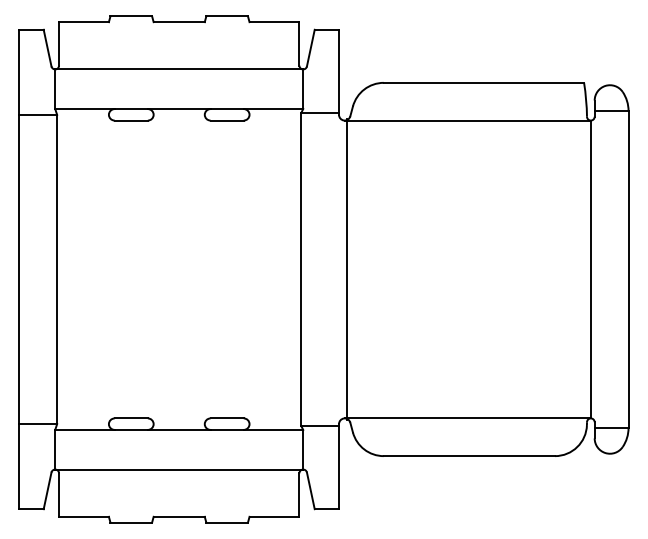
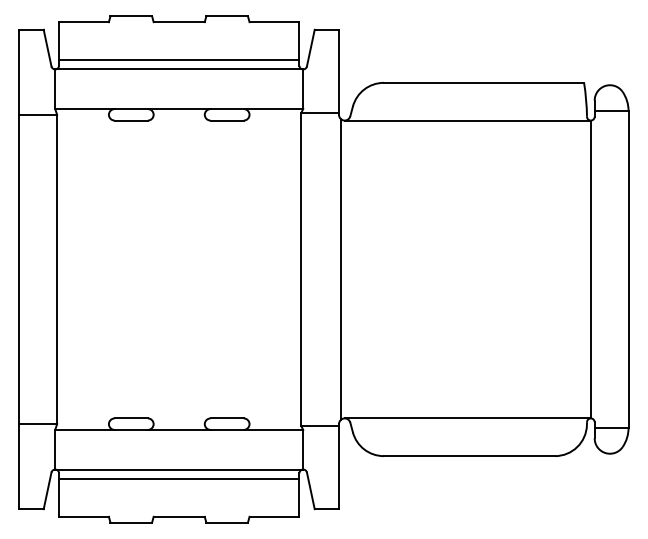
line: none -> present (179, 59)
line position: (346, 269) -> (340, 269) (340, 269)
line: none -> present (179, 479)
